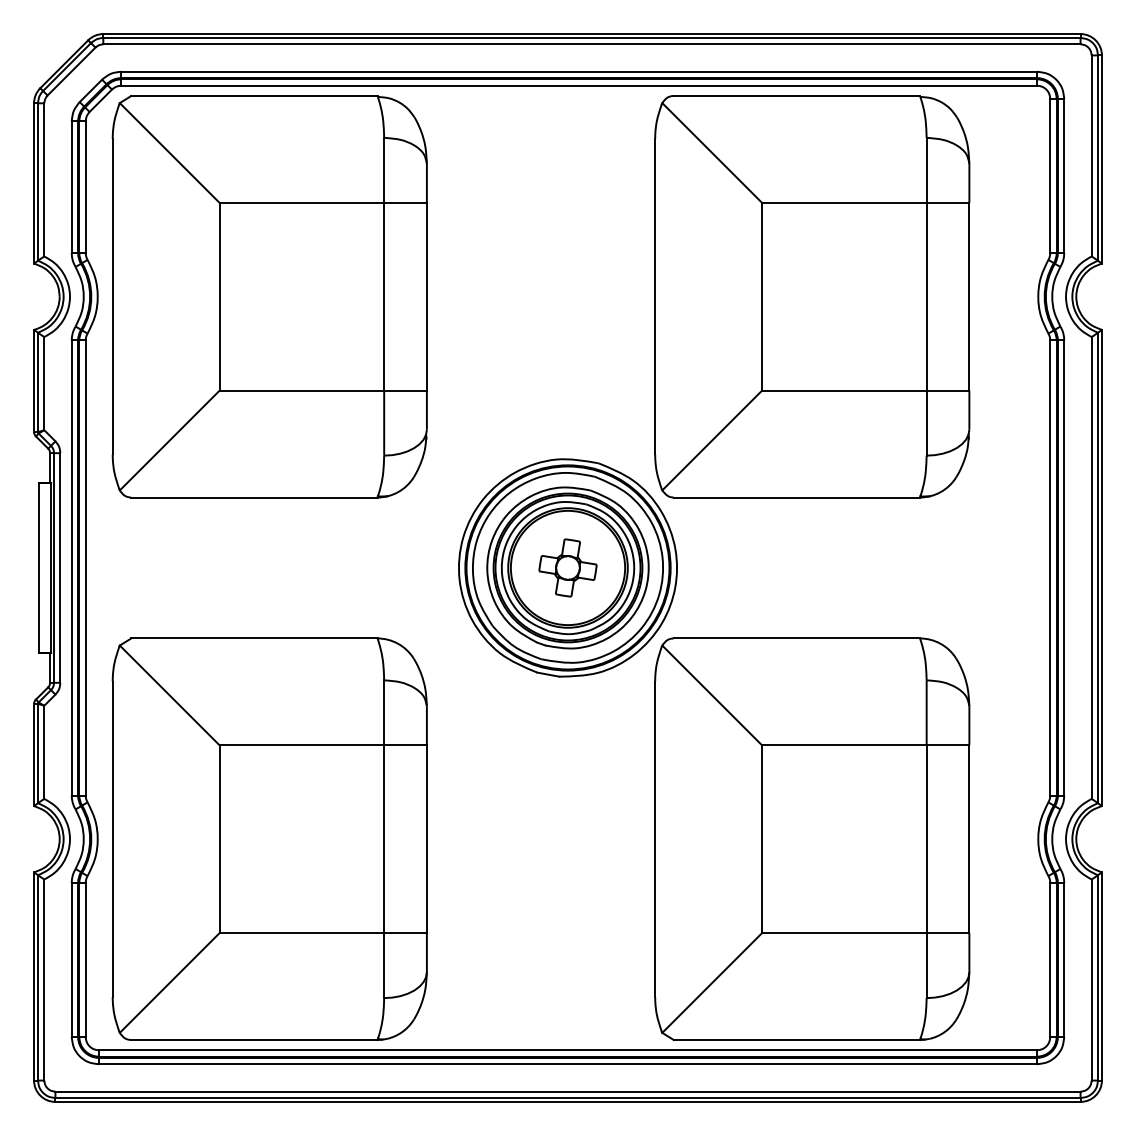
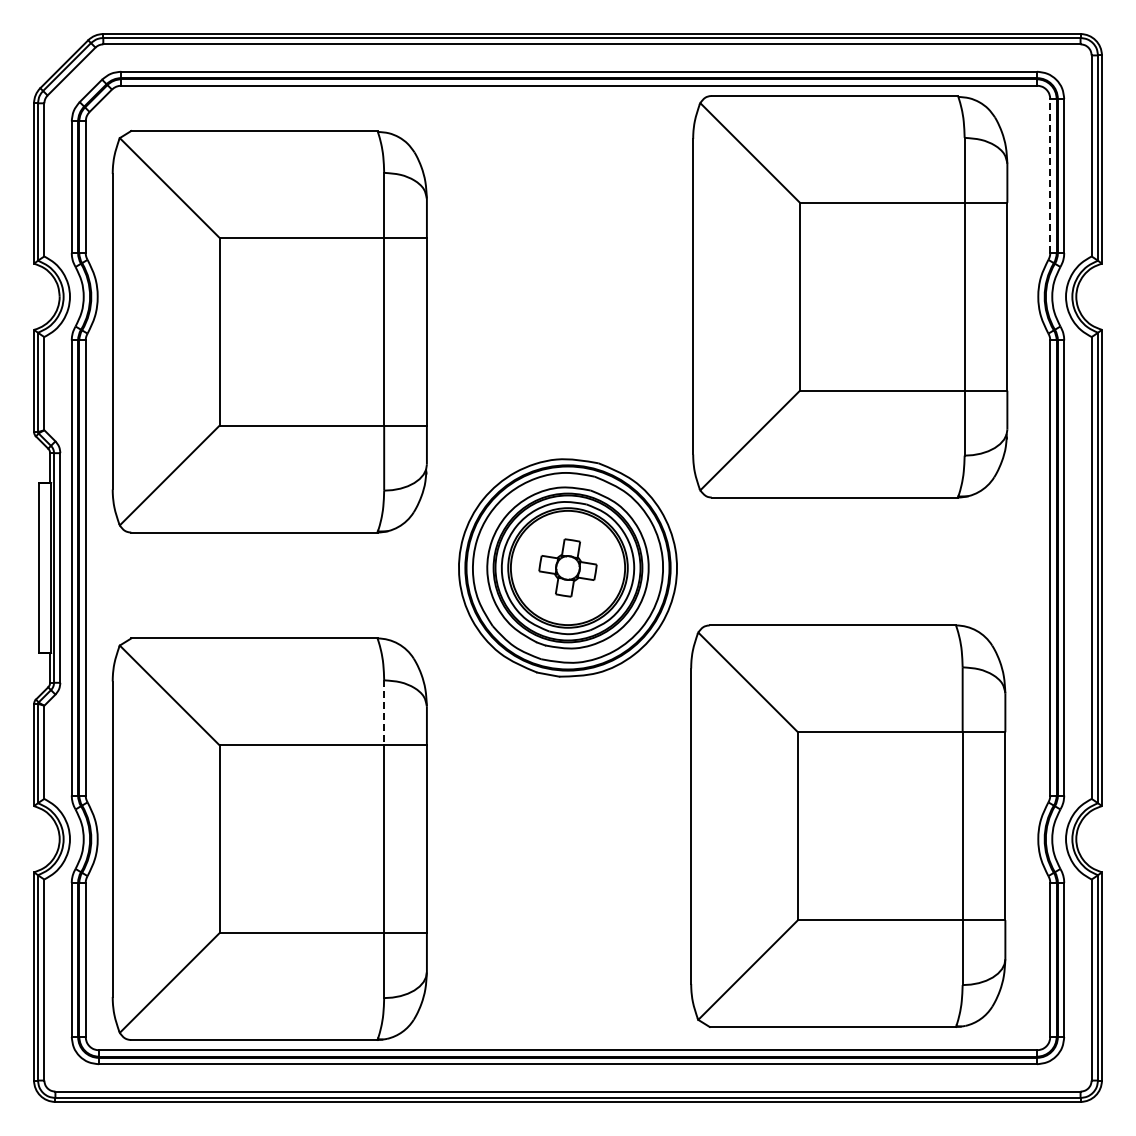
line: solid -> dashed (1050, 175)
part position: (269, 296) -> (269, 331) (269, 331)
part position: (812, 296) -> (850, 296) (850, 296)
line: solid -> dashed (384, 713)
part position: (812, 838) -> (848, 825) (848, 825)
